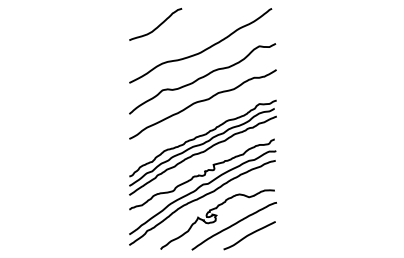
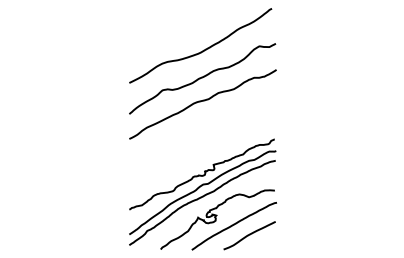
curve: present -> none (157, 26)
part: present -> none (202, 147)
